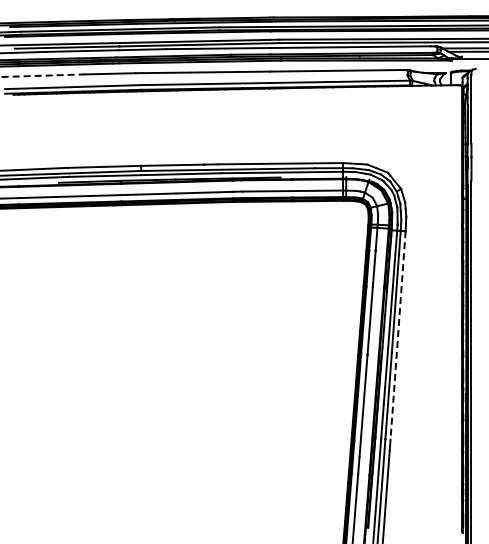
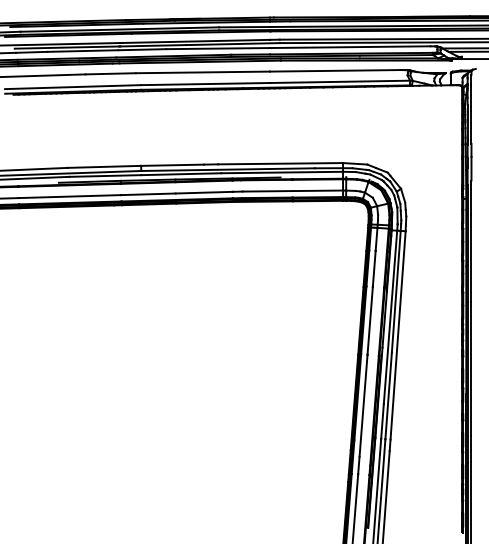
line: dashed -> solid (42, 75)
line: dashed -> solid (398, 335)
